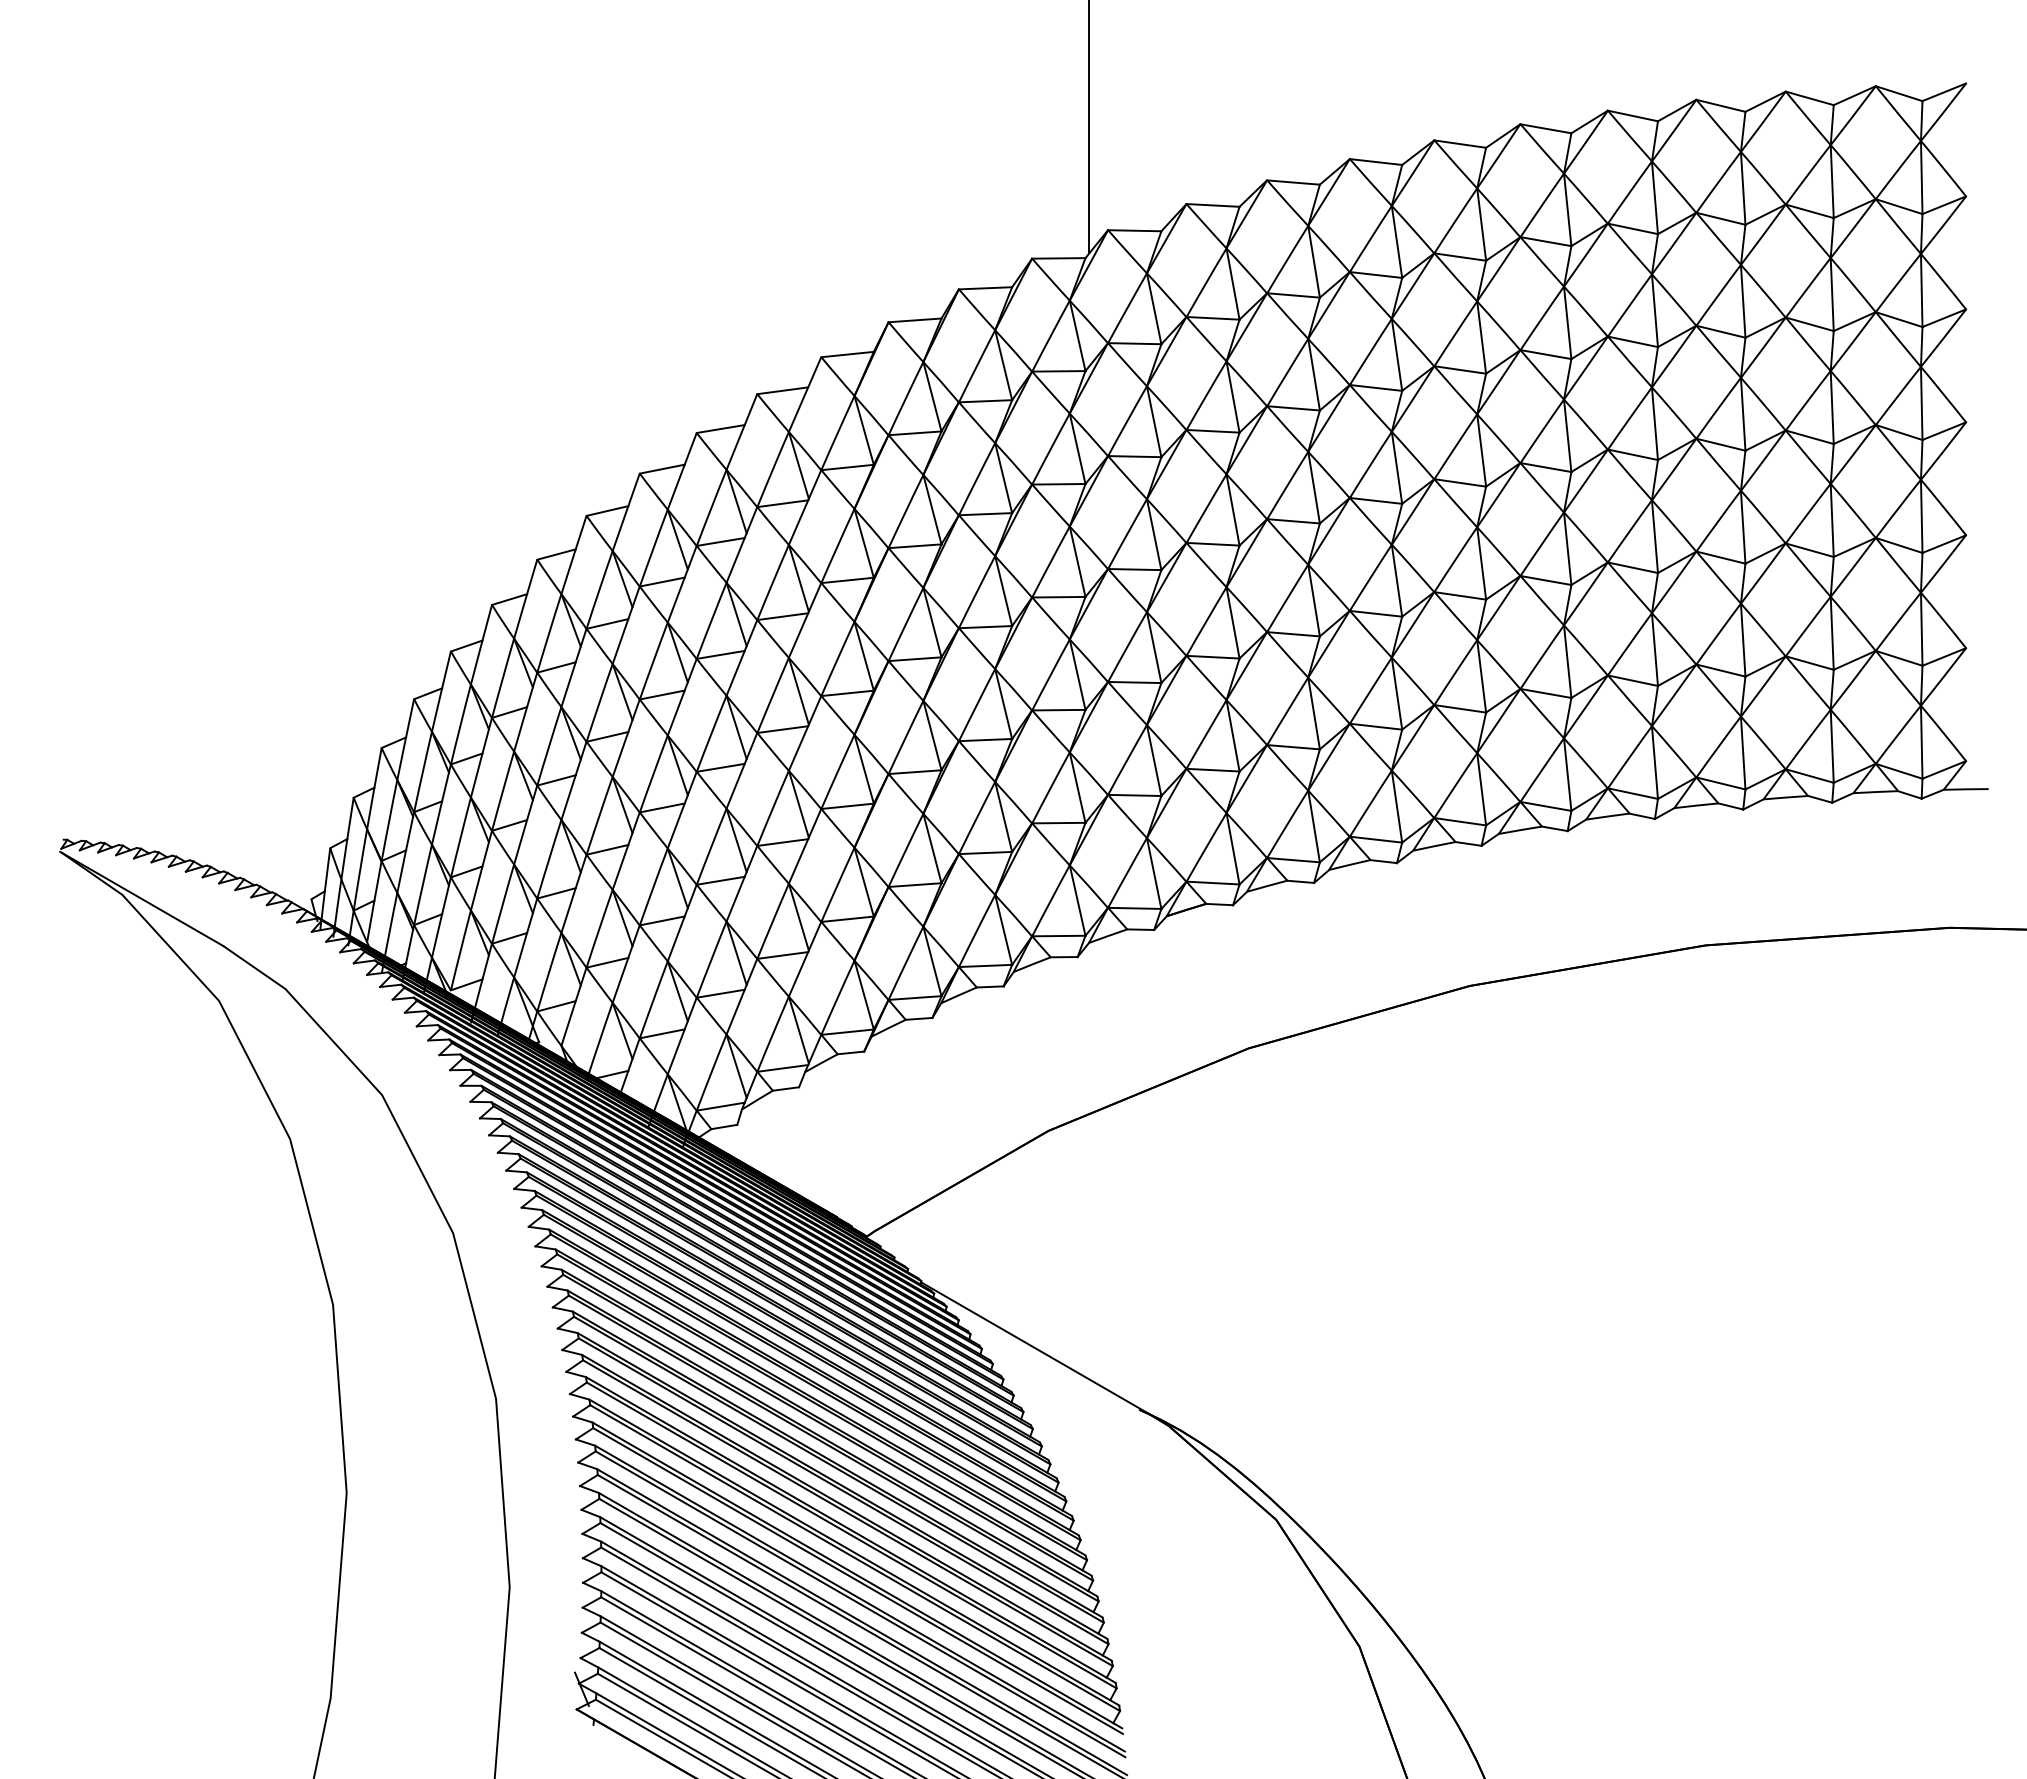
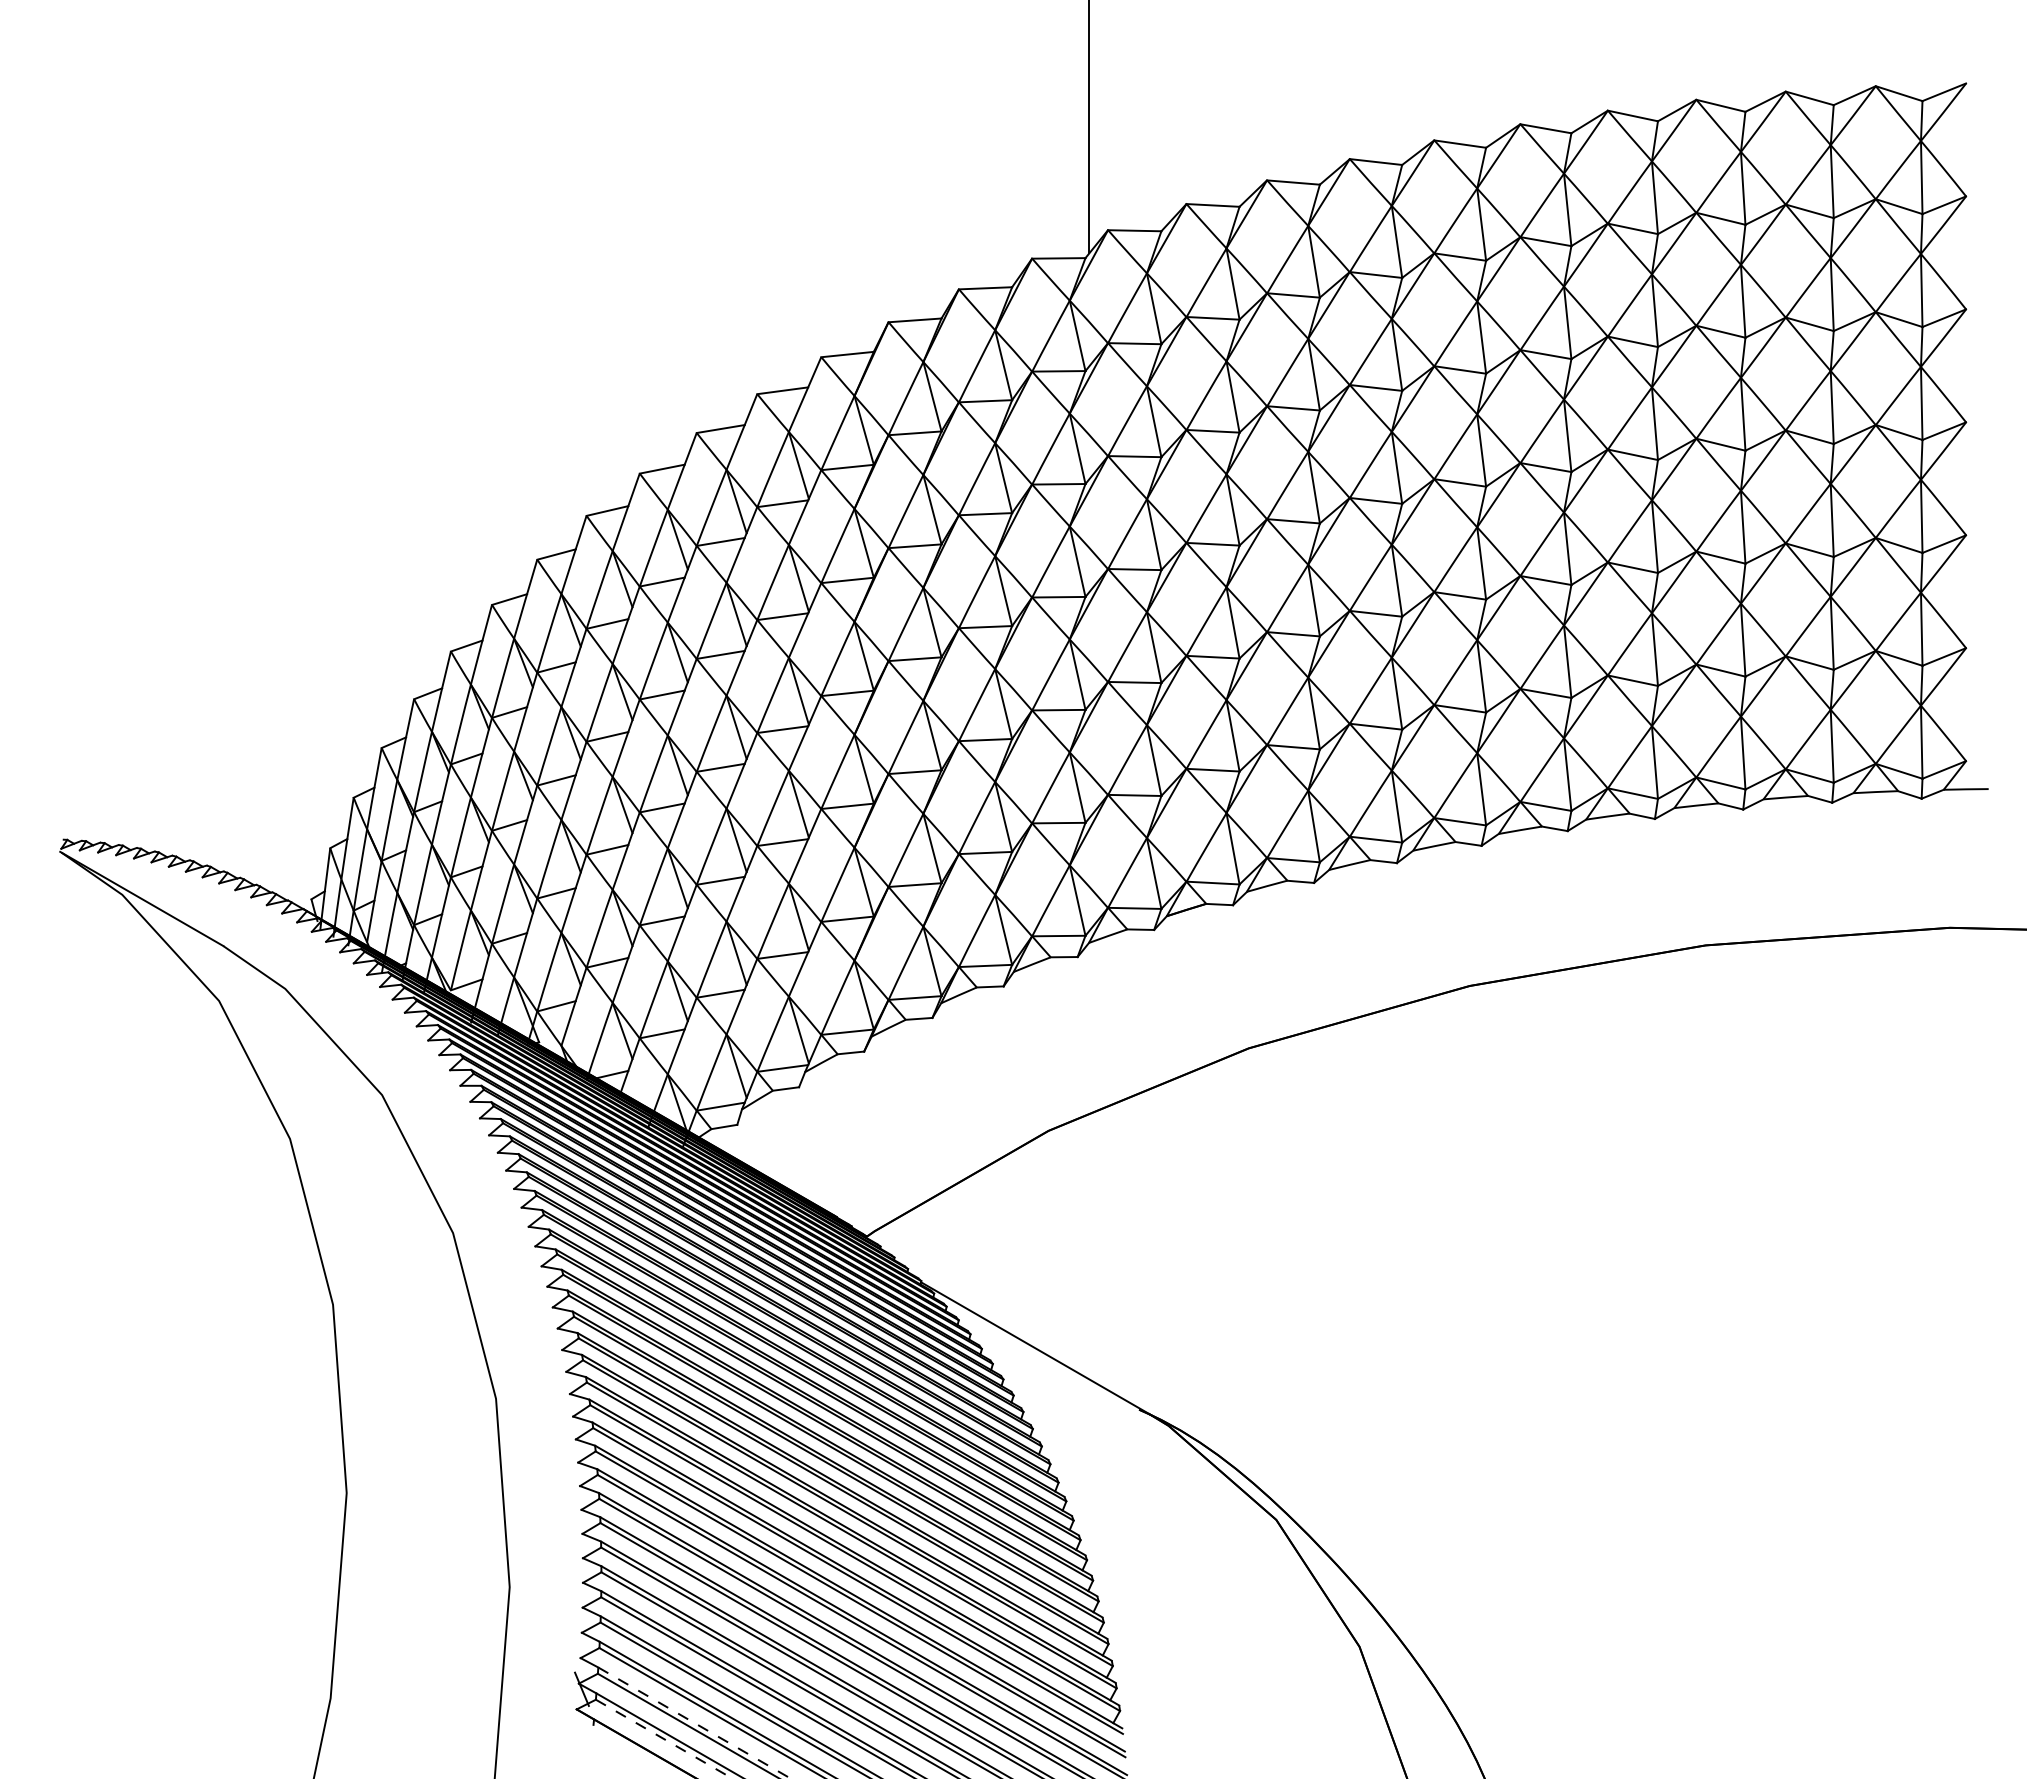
line: solid -> dashed (695, 1723)
line: solid -> dashed (664, 1739)
